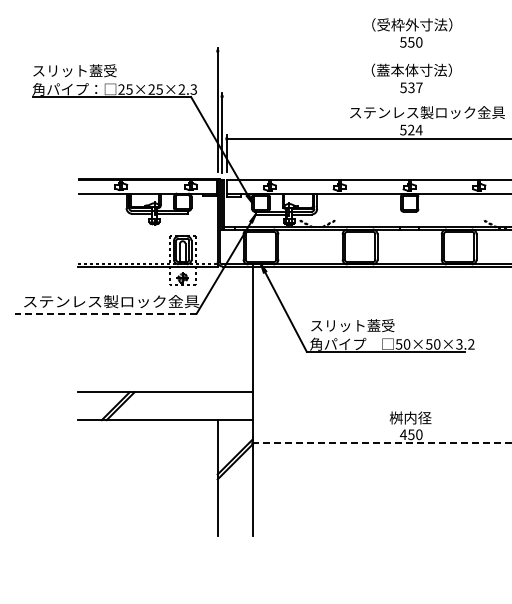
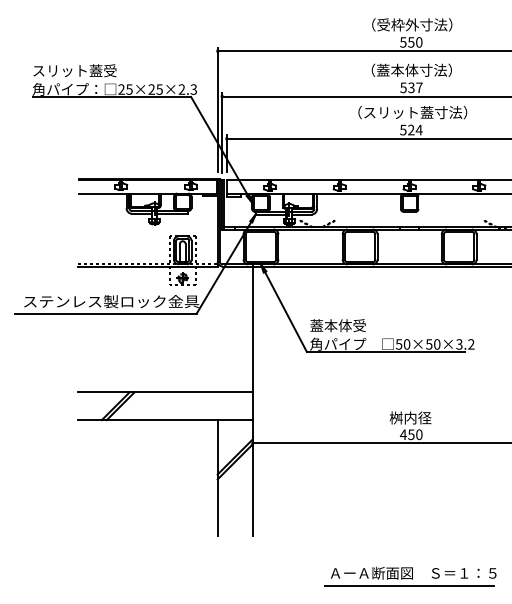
line: none -> present (362, 51)
line: none -> present (365, 96)
text: ステンレス製ロック金具 -> （スリット蓋寸法） (427, 112)
line: dashed -> solid (106, 313)
text: スリット蓋受 -> 蓋本体受 (352, 325)
line: dashed -> solid (382, 443)
part: none -> present (410, 576)
